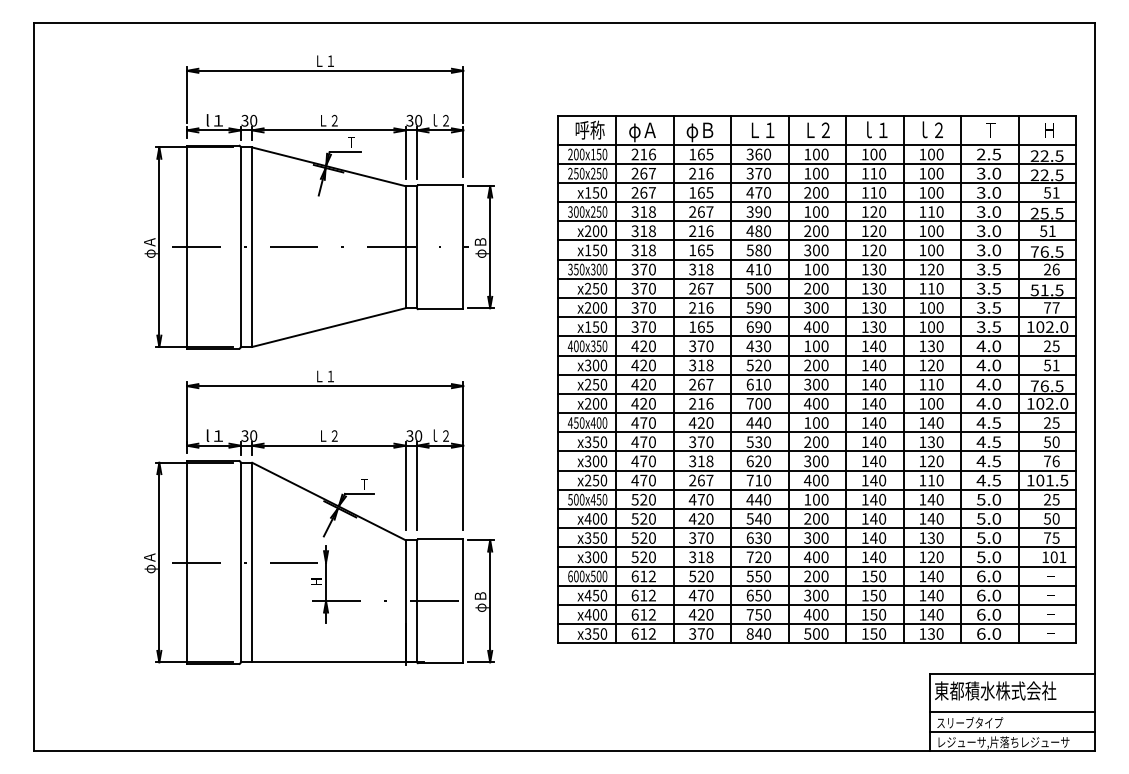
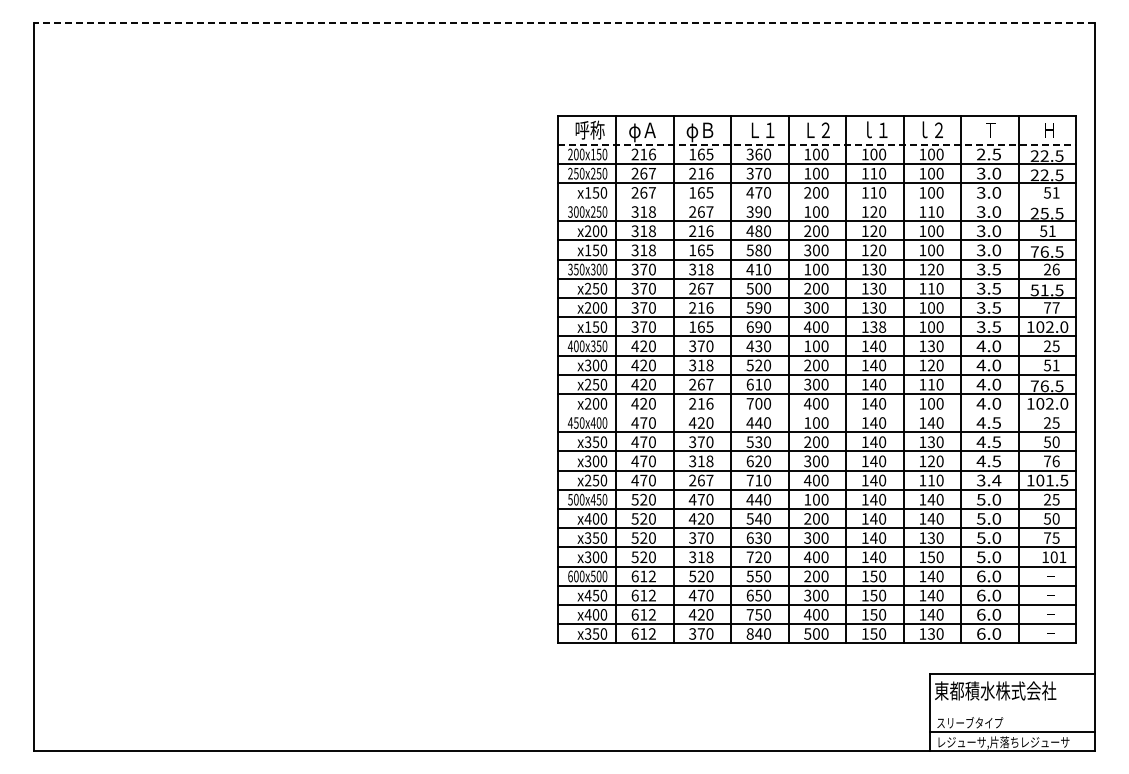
line: solid -> dashed (564, 23)
line: solid -> dashed (817, 144)
part: present -> none (319, 202)
line: present -> none (817, 202)
text: 130 -> 138 (882, 326)
line: present -> none (817, 413)
text: 4.5 -> 3.4 (988, 480)
part: present -> none (319, 517)
text: 120 -> 150 (930, 557)
line: present -> none (1012, 712)
